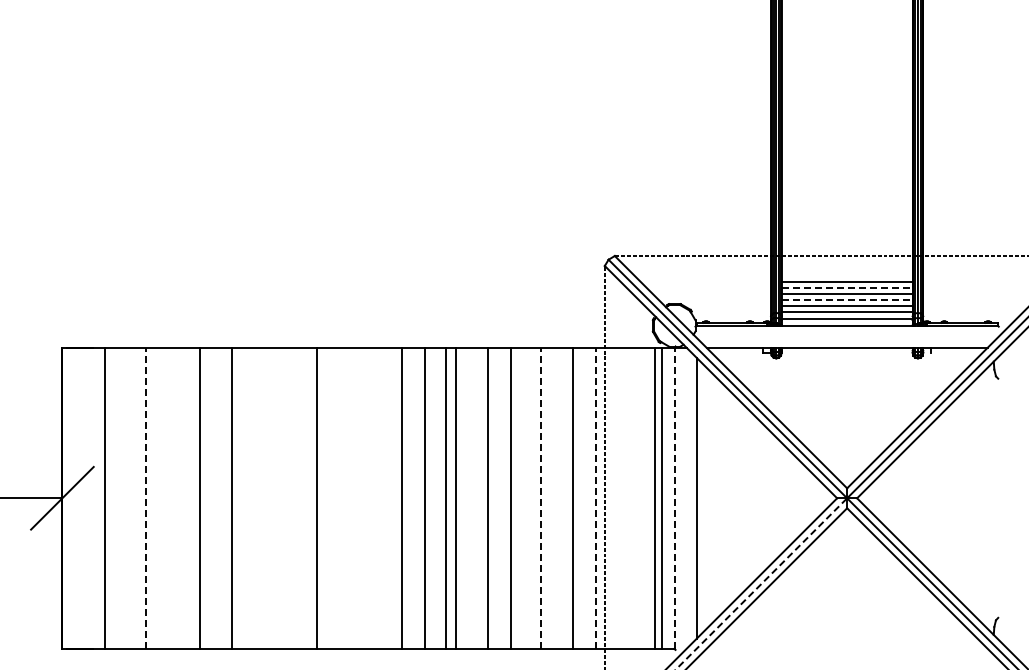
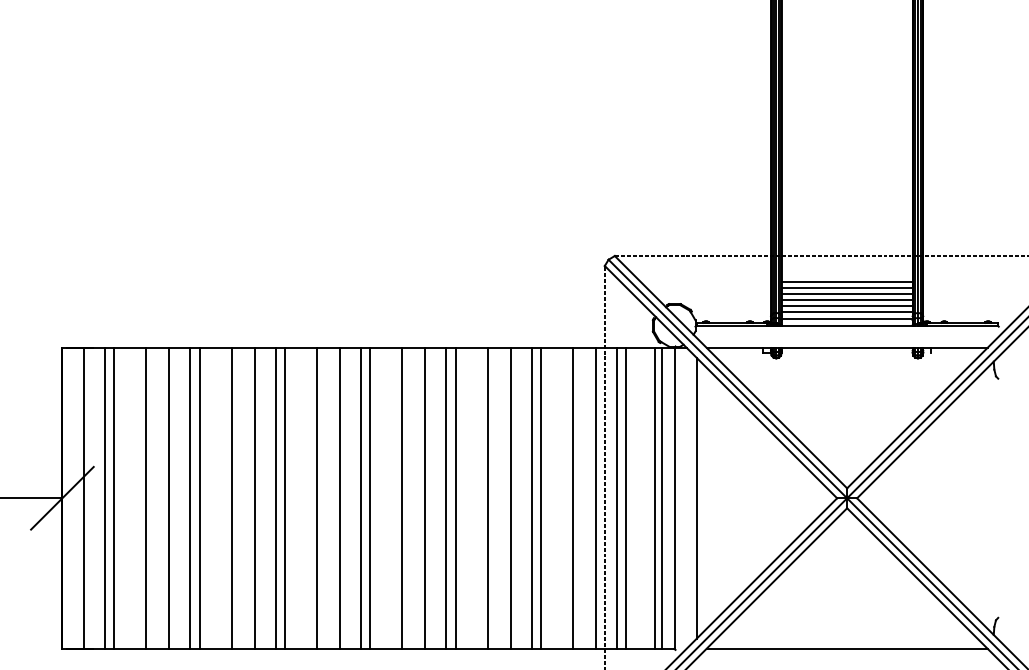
line: dashed -> solid (847, 287)
line: dashed -> solid (847, 299)
line: none -> present (84, 497)
line: none -> present (114, 497)
line: dashed -> solid (146, 497)
line: none -> present (169, 497)
line: none -> present (190, 497)
line: none -> present (254, 497)
line: none -> present (275, 497)
line: none -> present (285, 497)
line: none -> present (339, 497)
line: none -> present (361, 497)
line: none -> present (370, 497)
line: none -> present (531, 497)
line: dashed -> solid (540, 497)
line: dashed -> solid (595, 497)
line: none -> present (616, 497)
line: none -> present (626, 497)
line: dashed -> solid (674, 497)
line: dashed -> solid (761, 583)
line: none -> present (846, 648)
